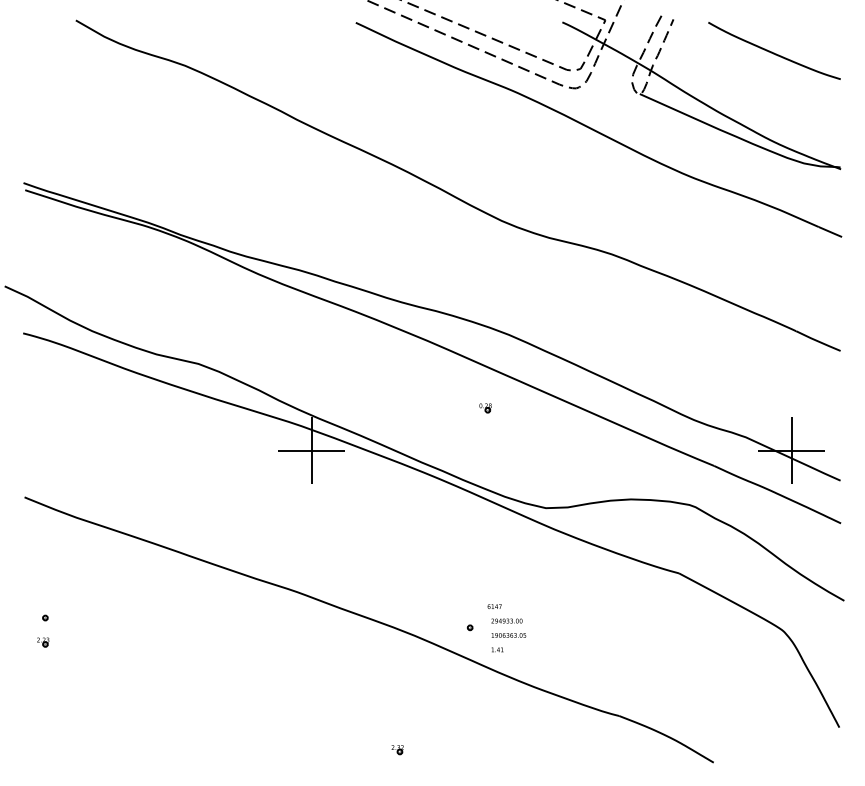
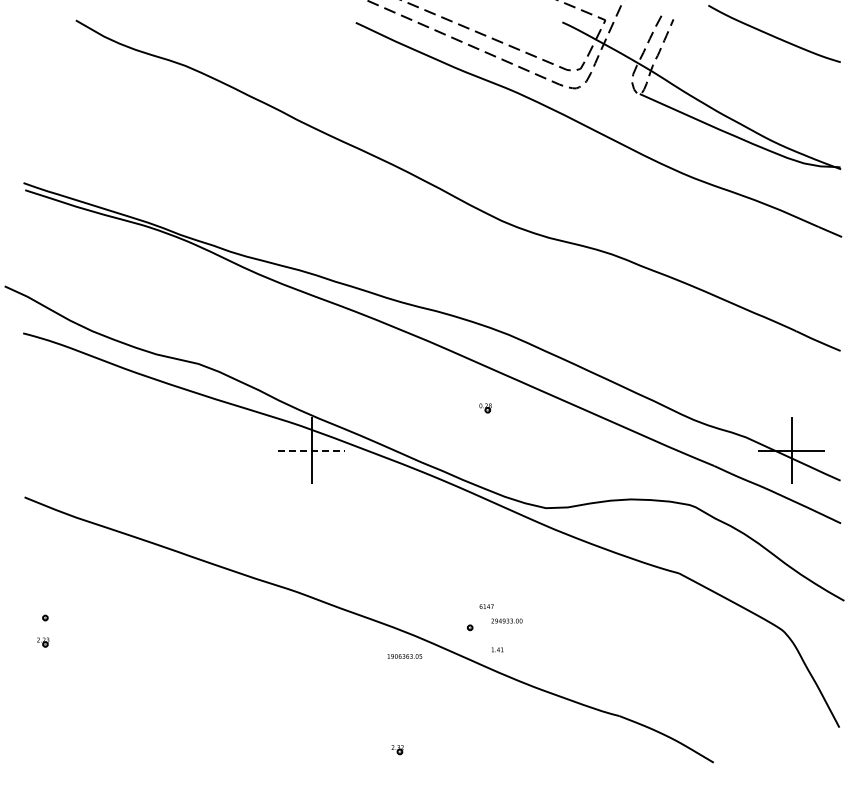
curve position: (774, 52) -> (774, 35) (774, 35)
line: solid -> dashed (311, 450)
text position: (494, 606) -> (486, 606) (486, 606)
text position: (508, 635) -> (404, 656) (404, 656)
